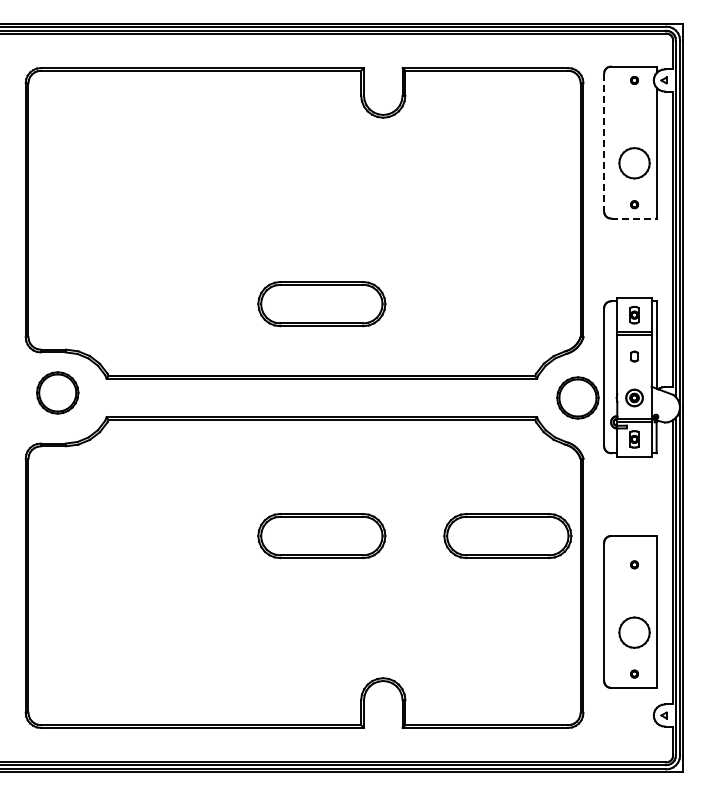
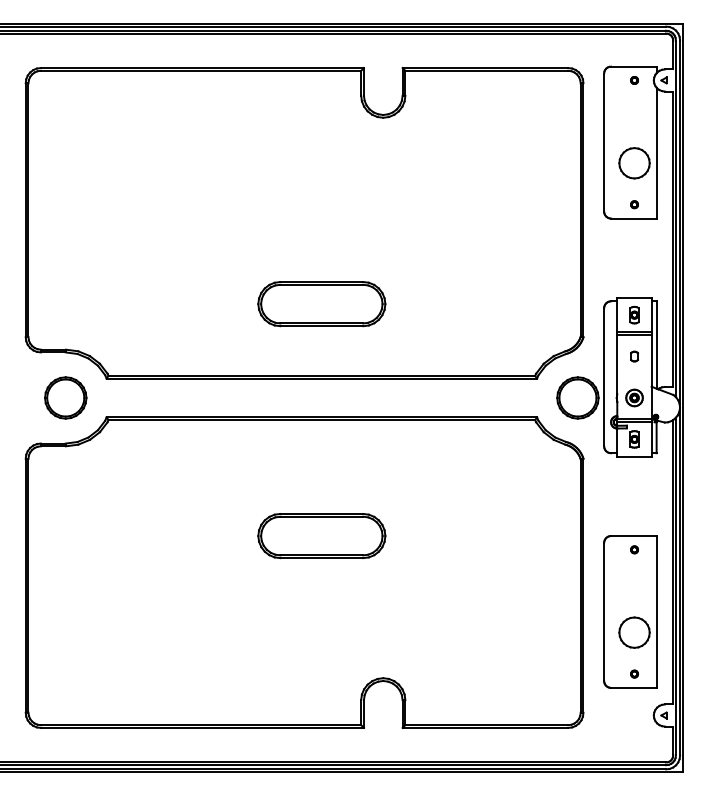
line: dashed -> solid (604, 143)
line: dashed -> solid (633, 218)
part position: (57, 392) -> (65, 397) (65, 397)
part: present -> none (507, 536)
part position: (634, 564) -> (634, 549) (634, 549)
